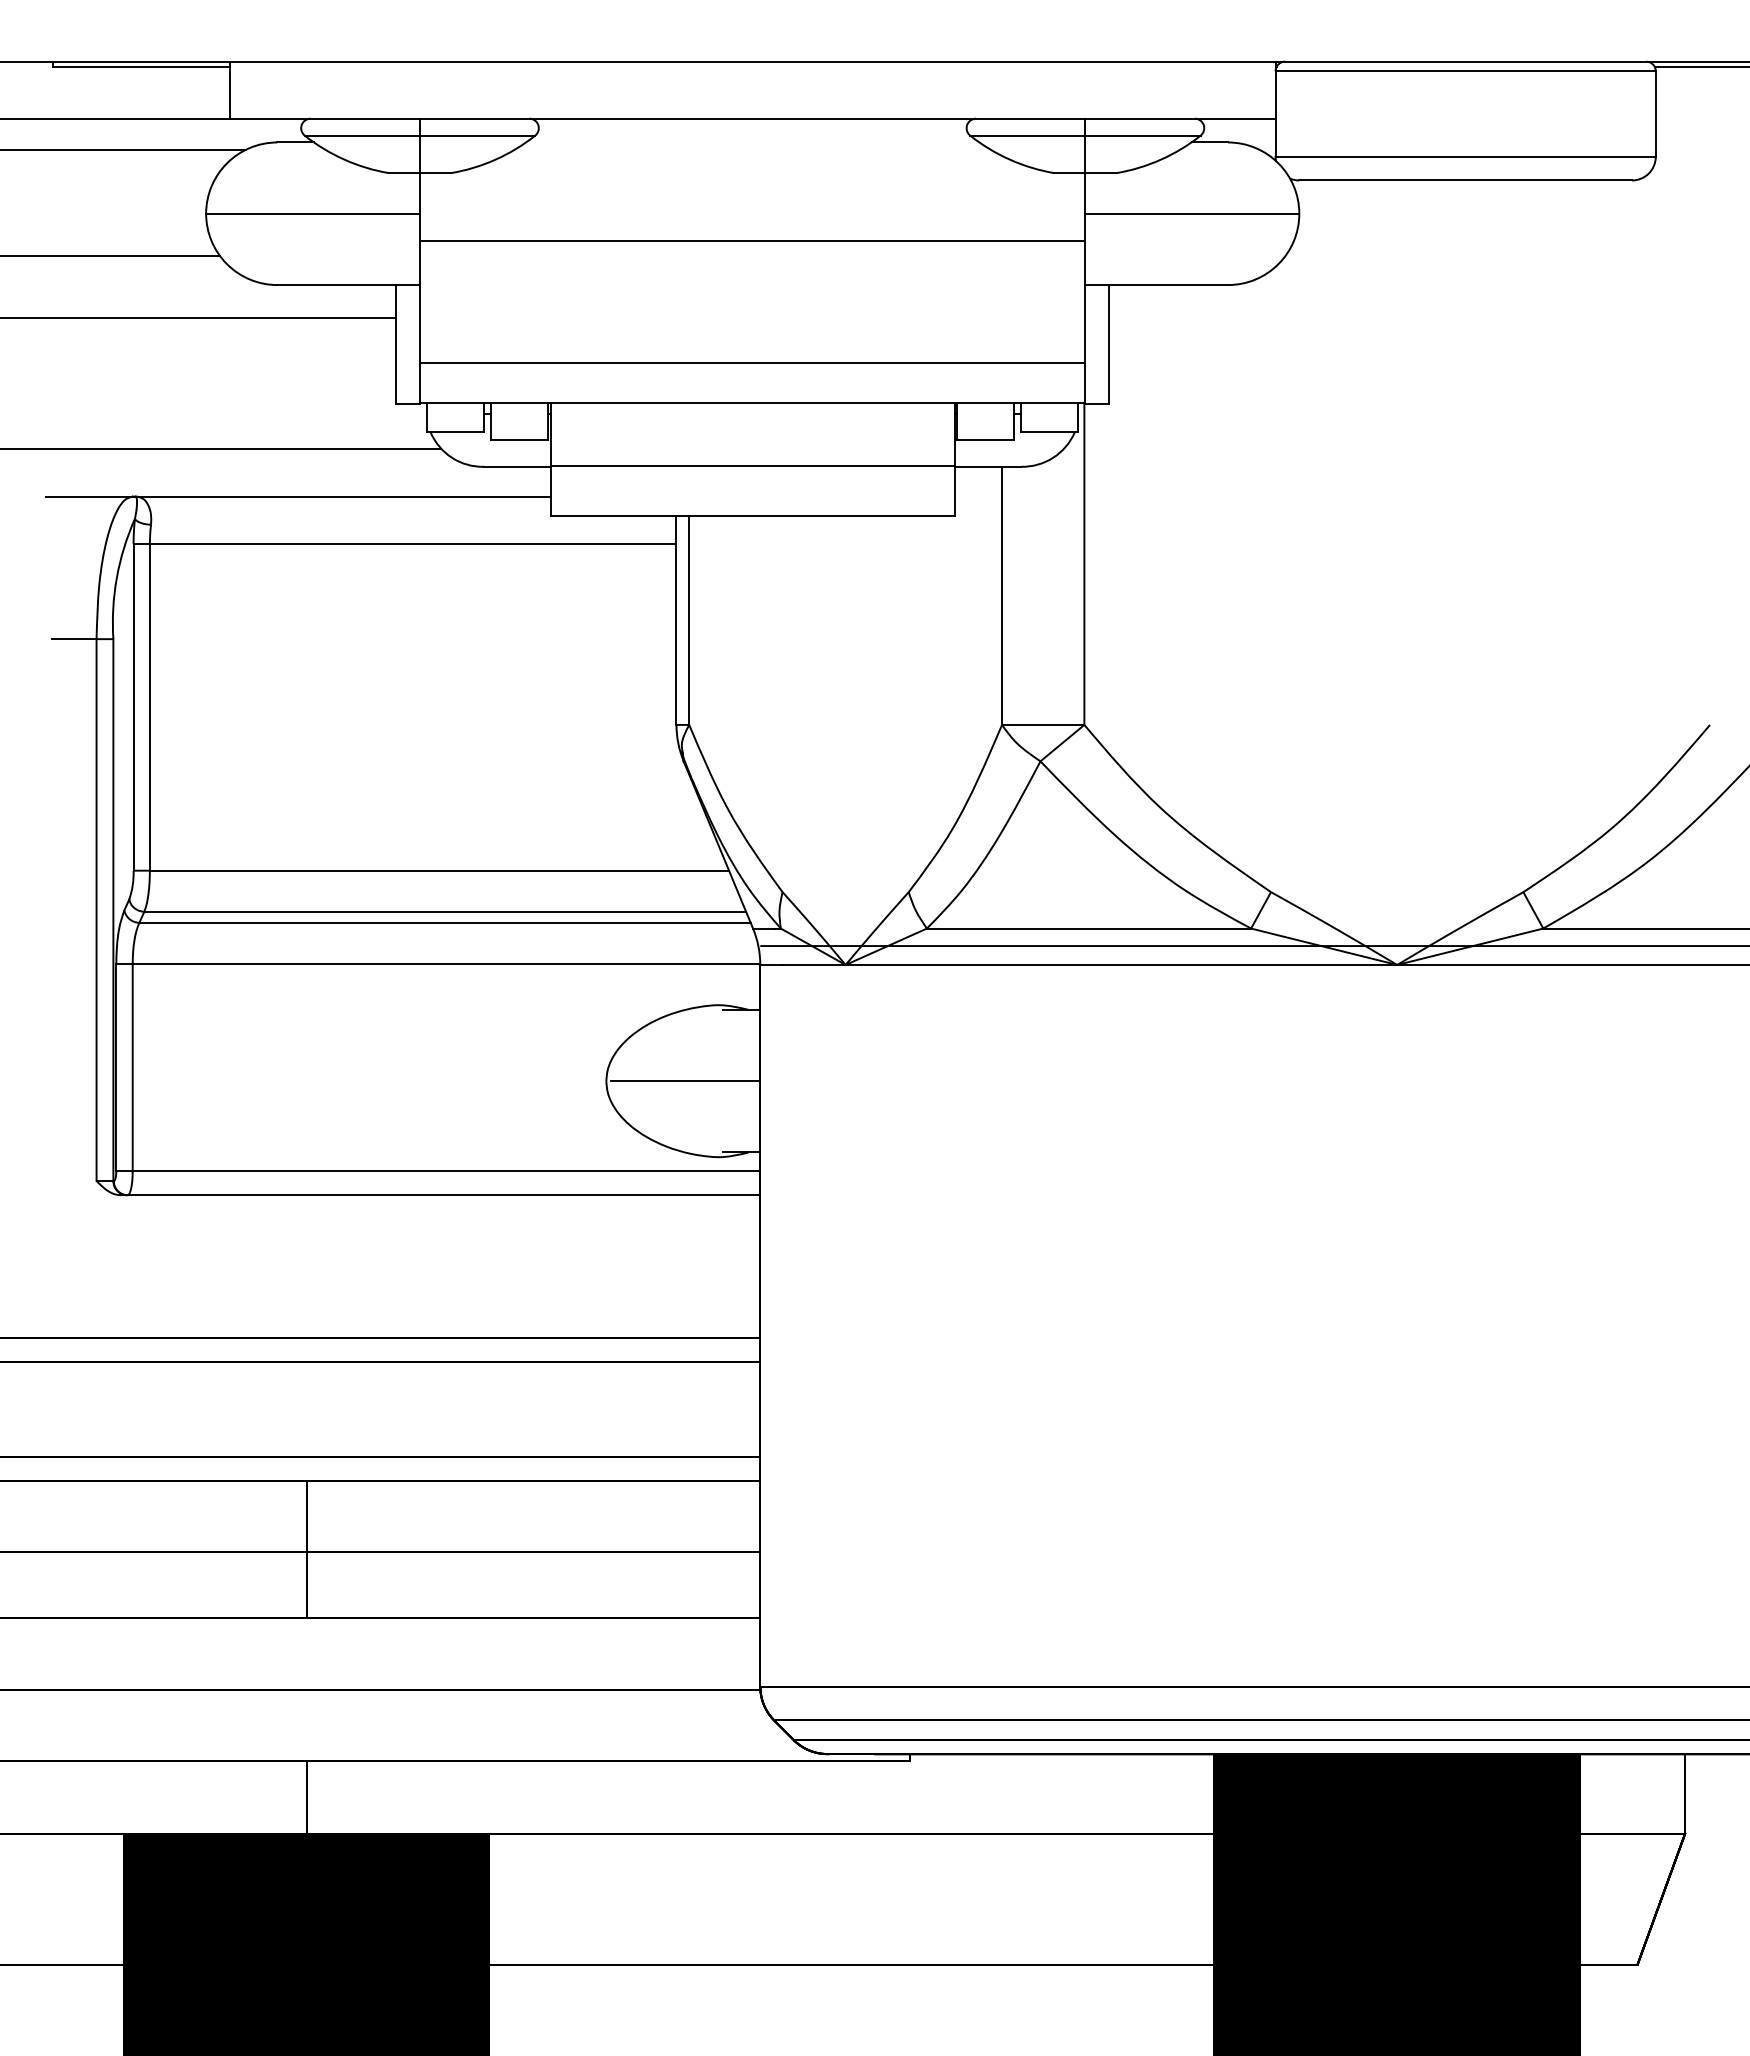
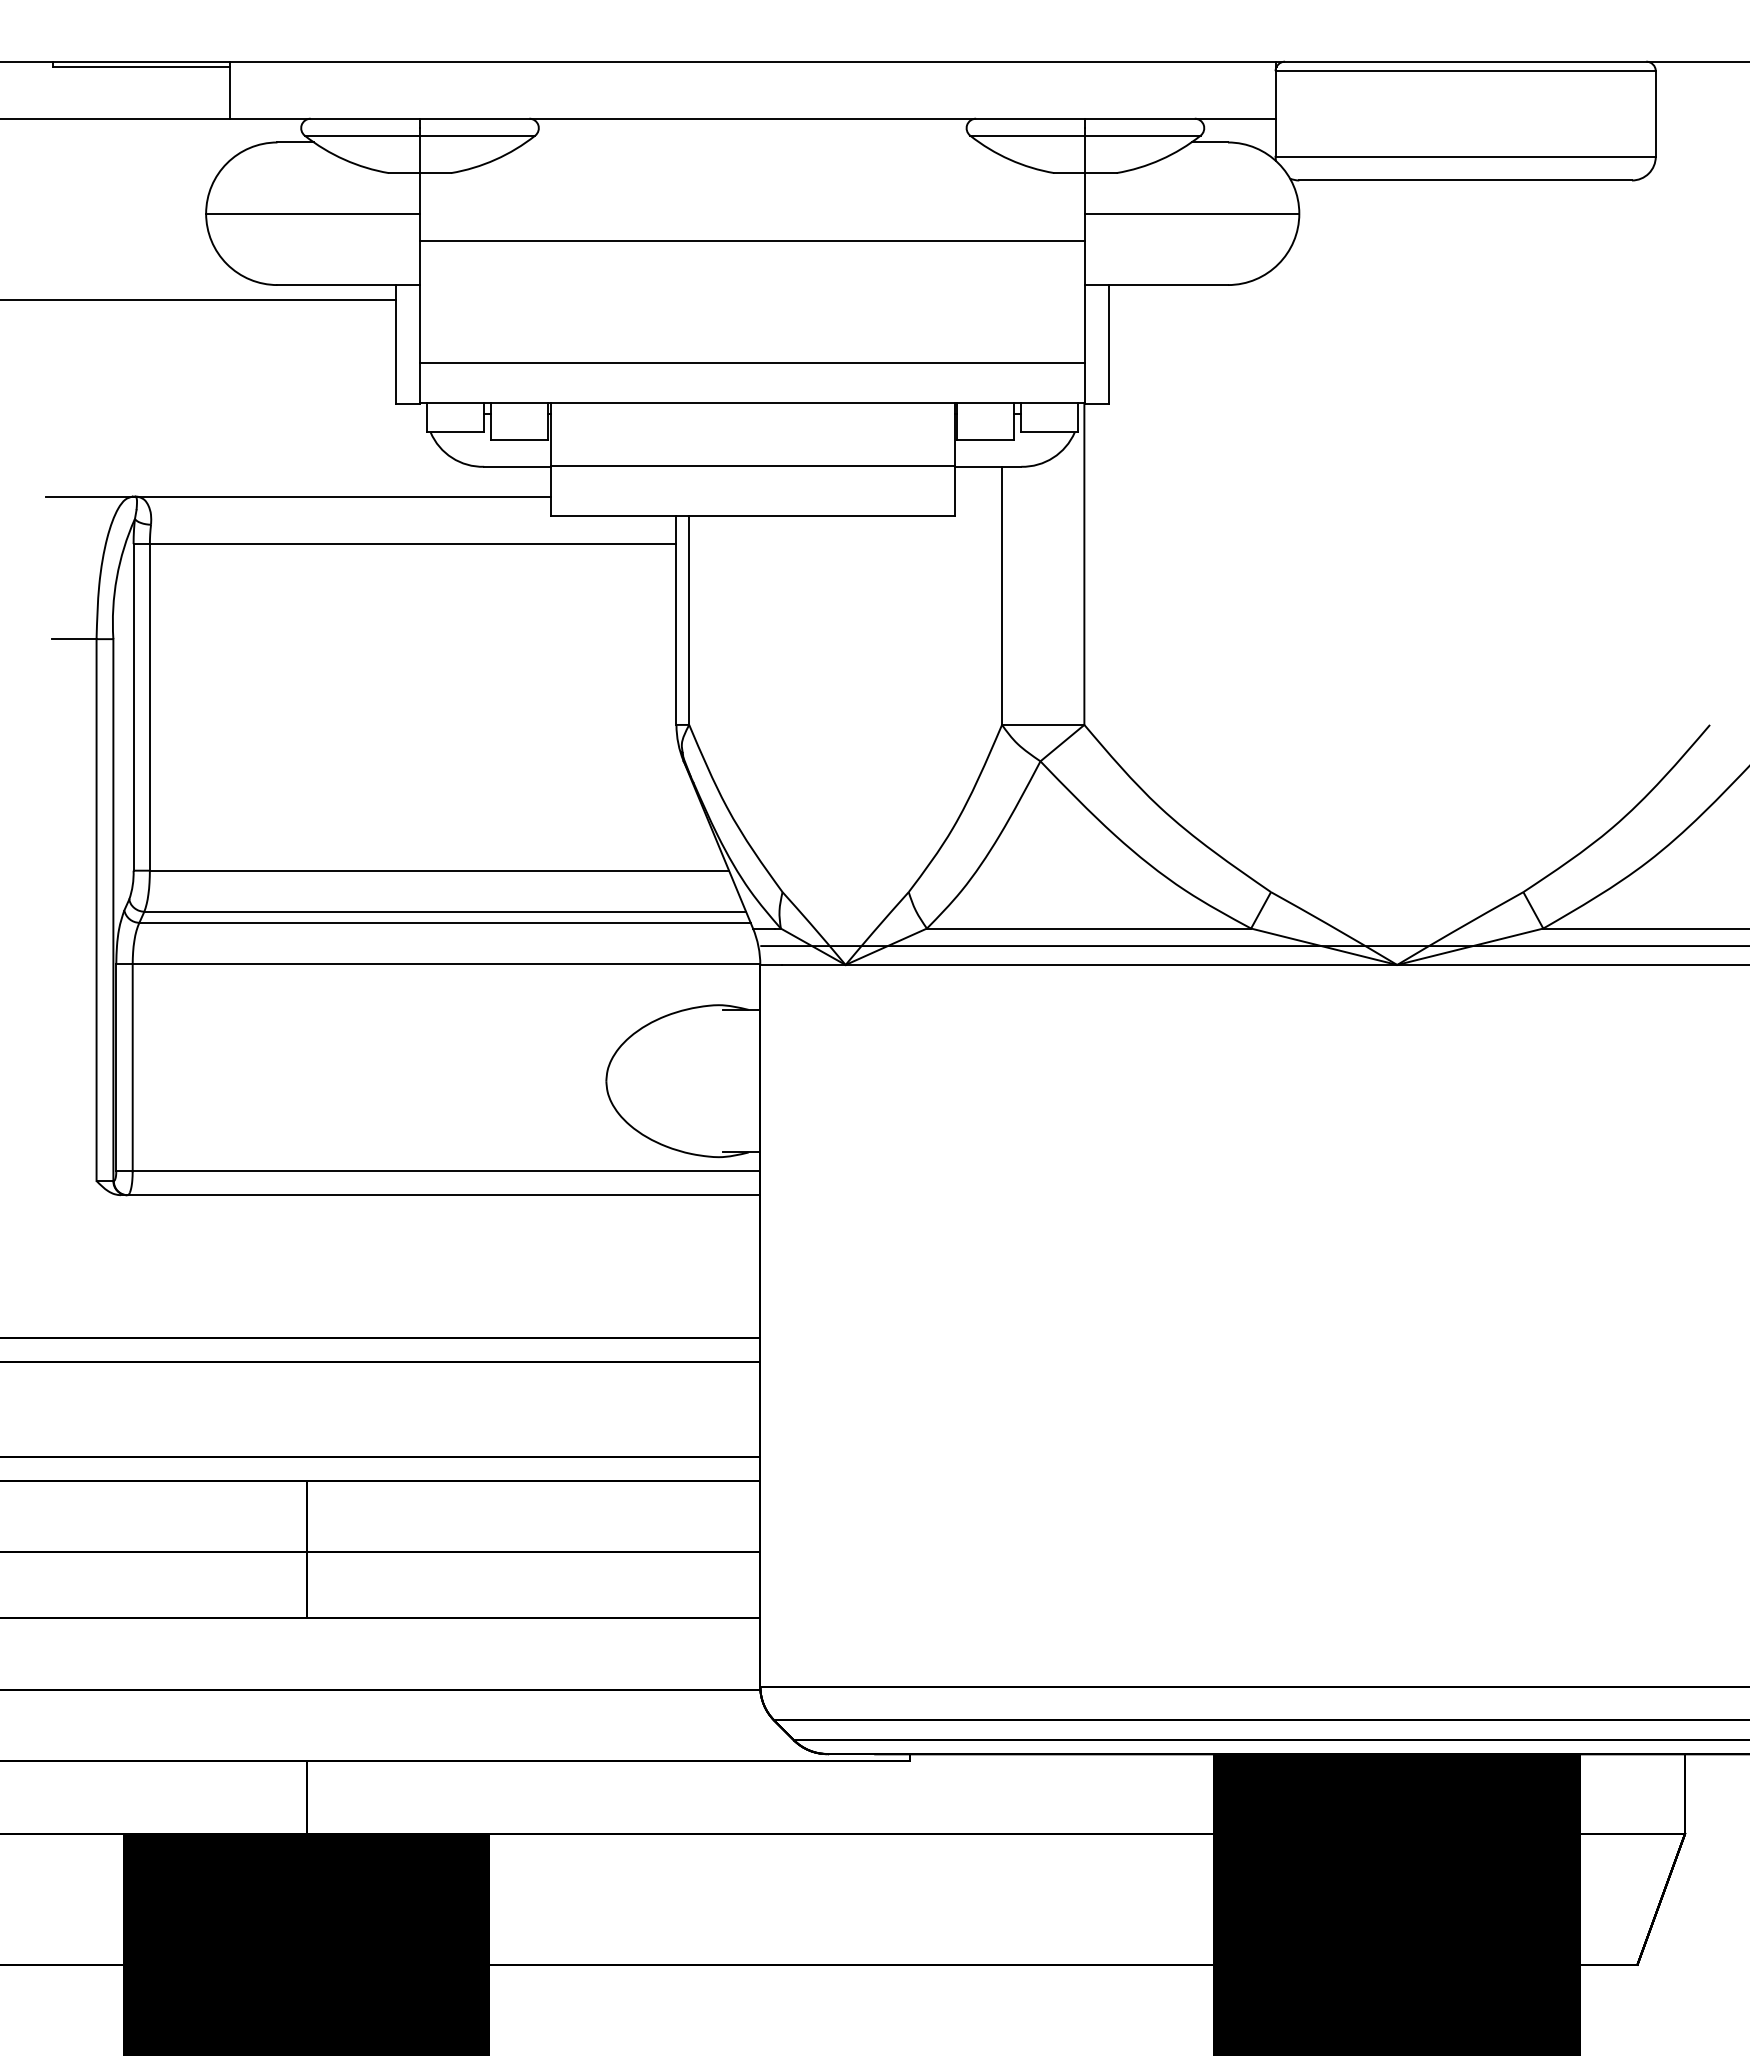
line: present -> none (1700, 66)
line: present -> none (123, 149)
line: present -> none (111, 256)
line position: (199, 318) -> (199, 300) (199, 300)
line: present -> none (221, 449)
line: present -> none (685, 1081)
